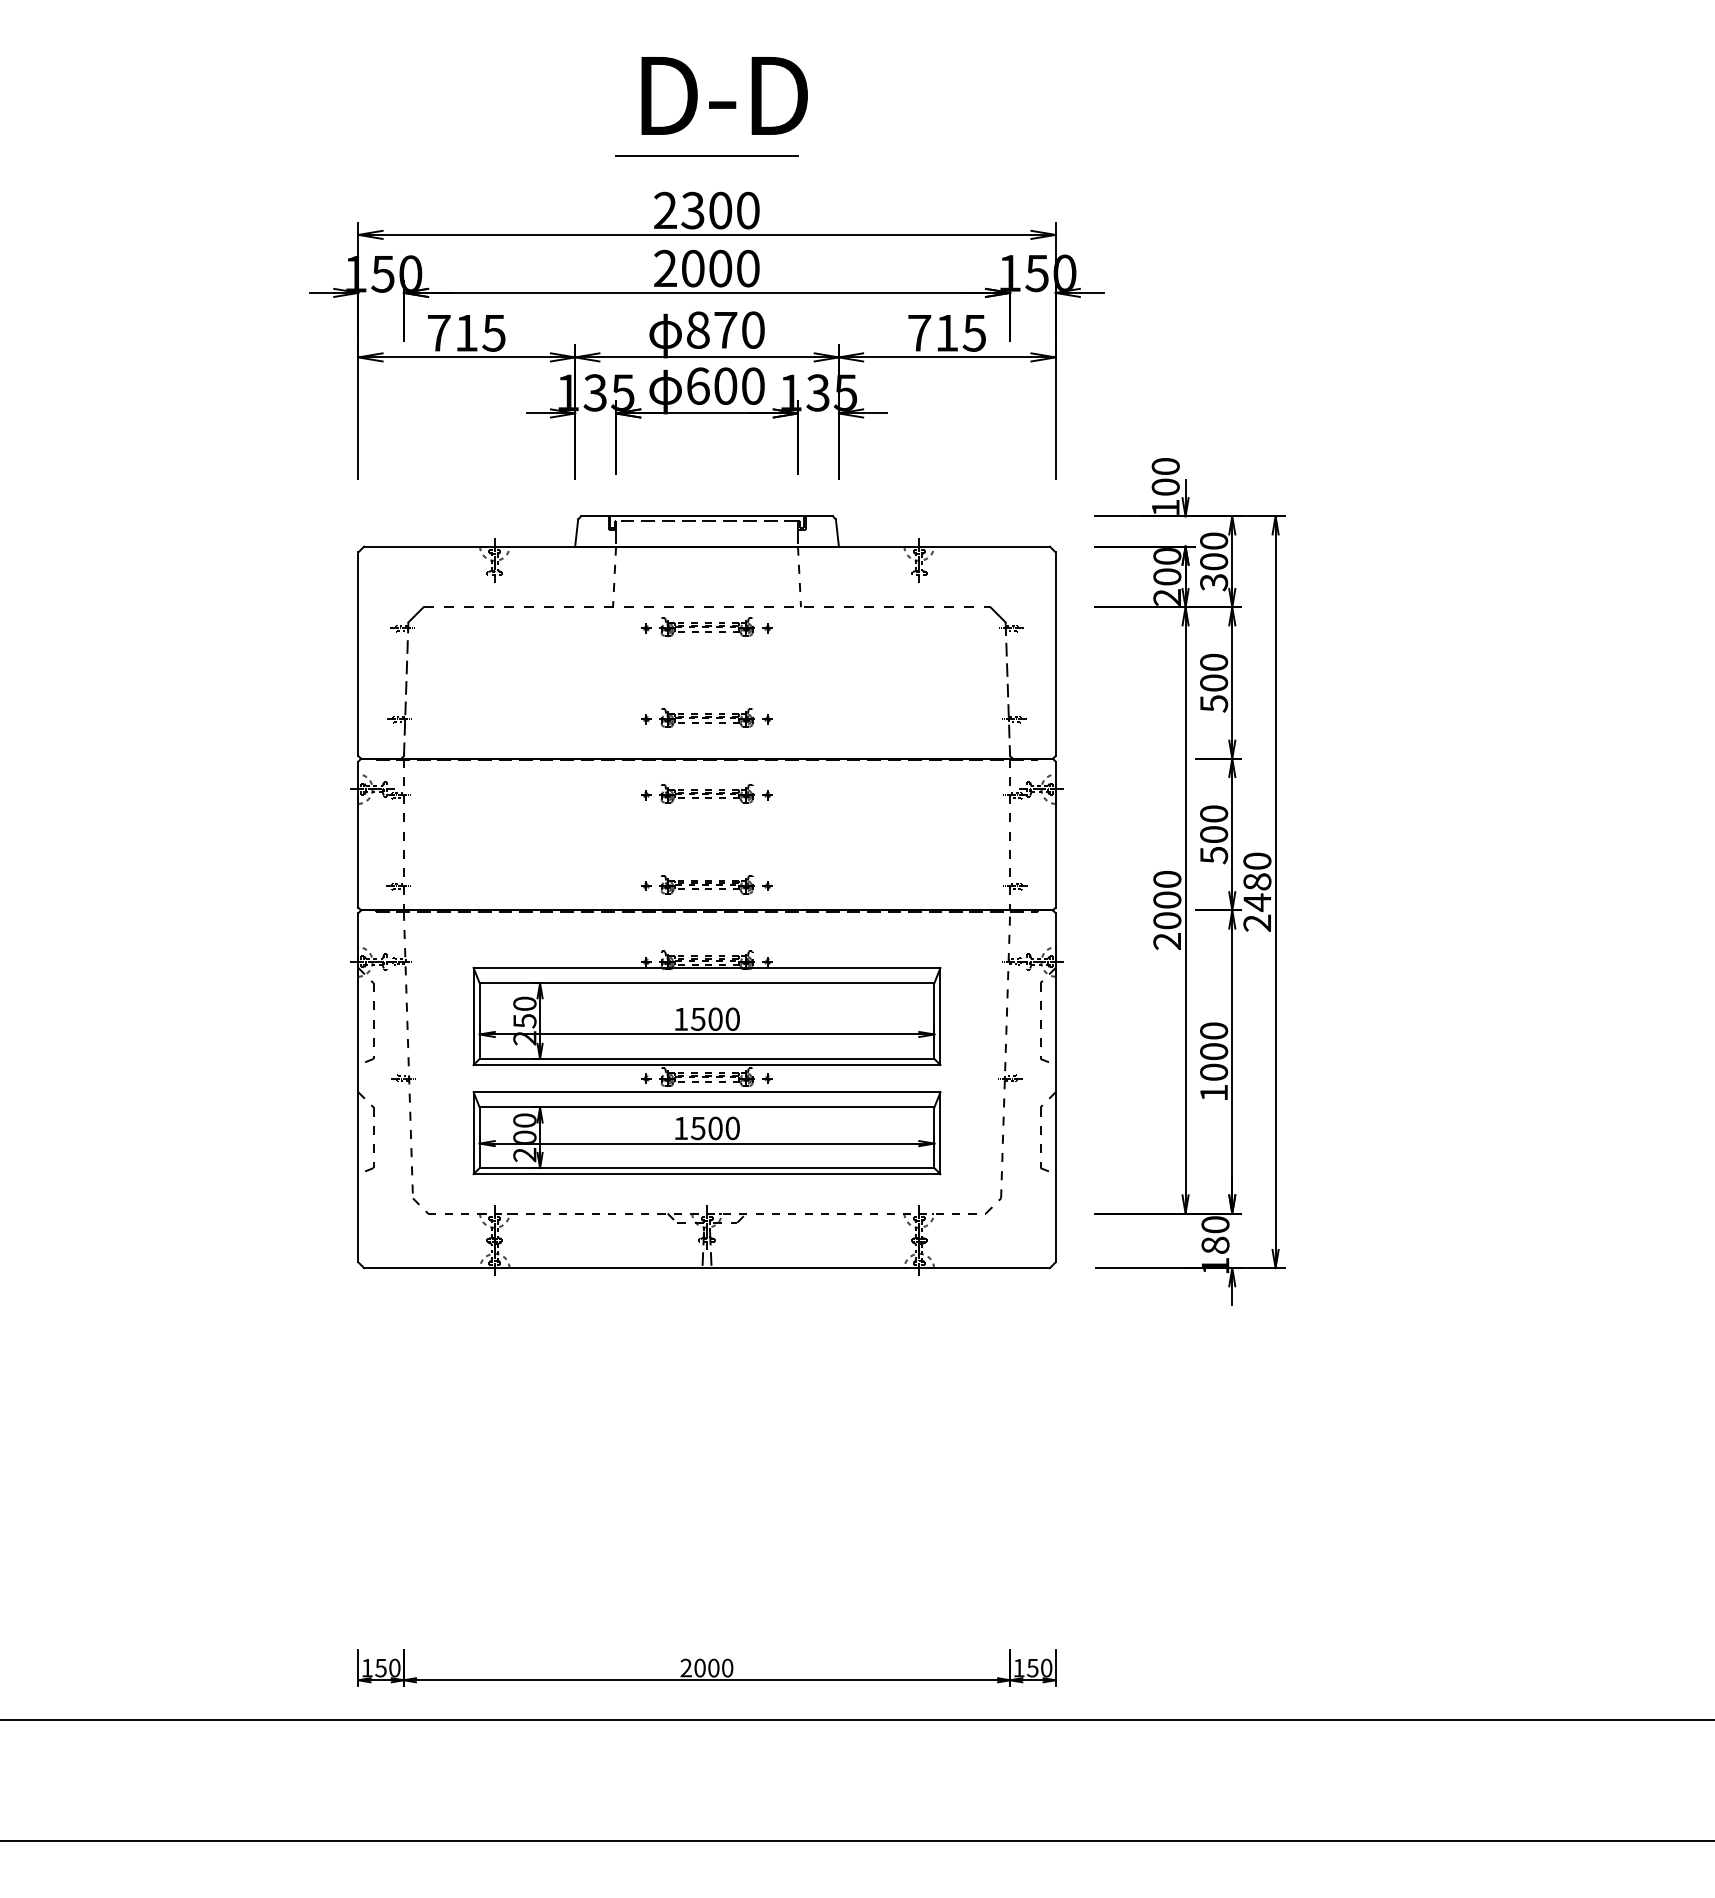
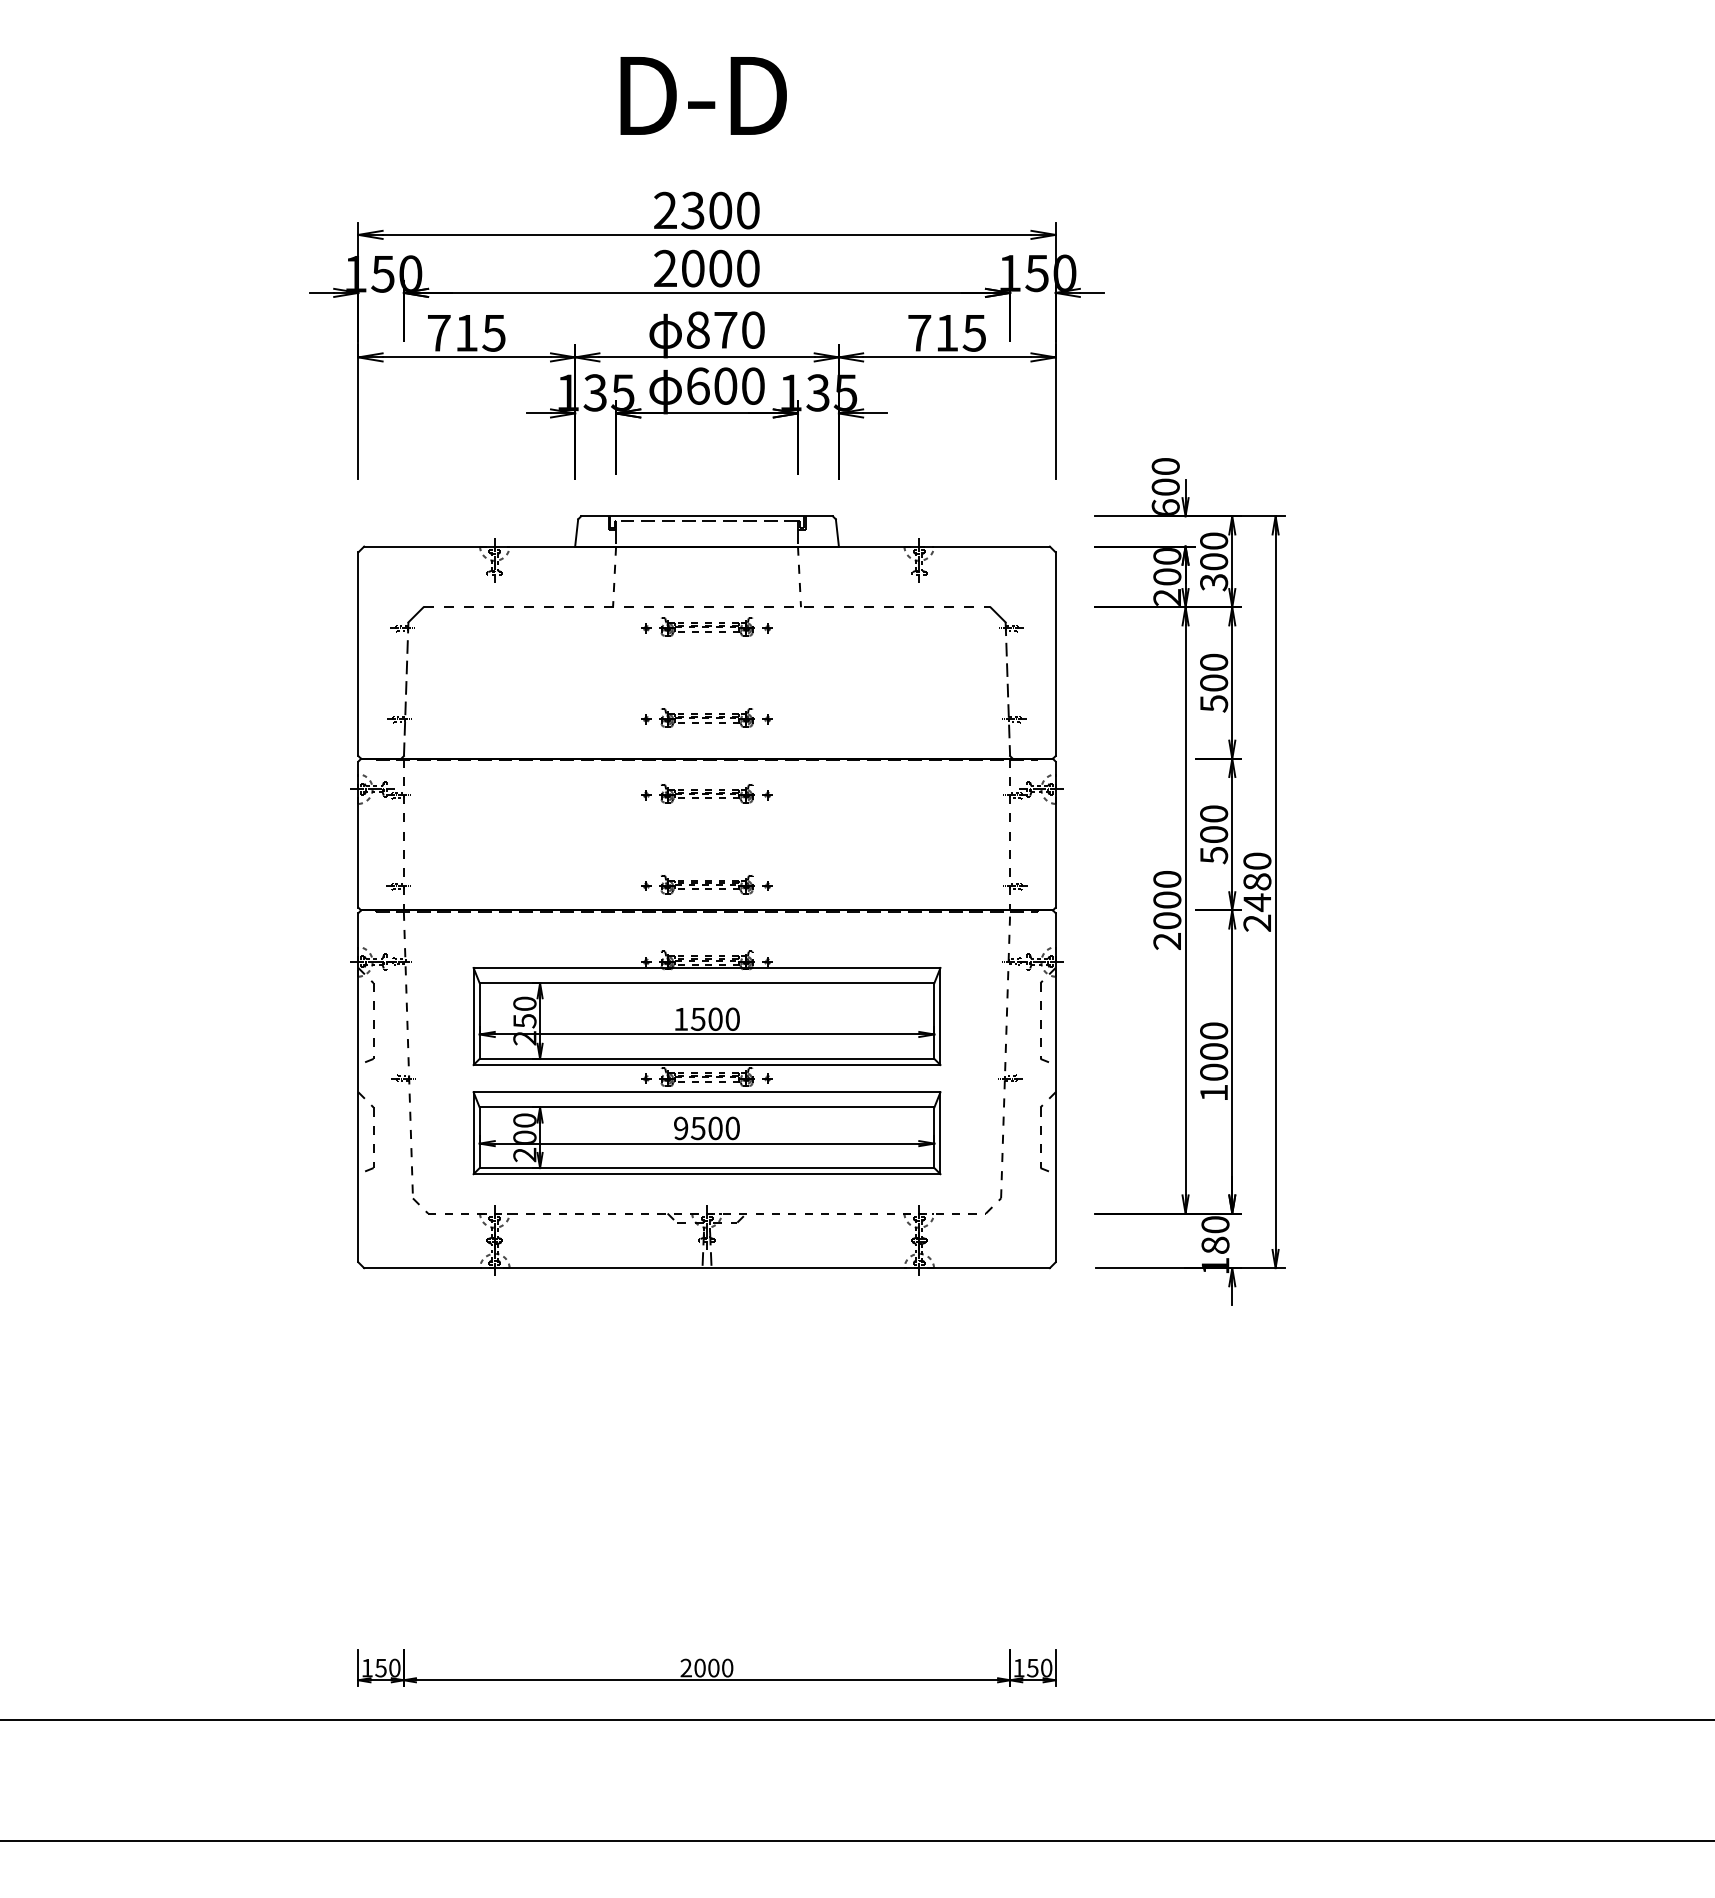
text position: (724, 95) -> (703, 95) (703, 95)
line: present -> none (706, 155)
text: 100 -> 600 (1165, 506)
text: 1500 -> 9500 (681, 1128)
